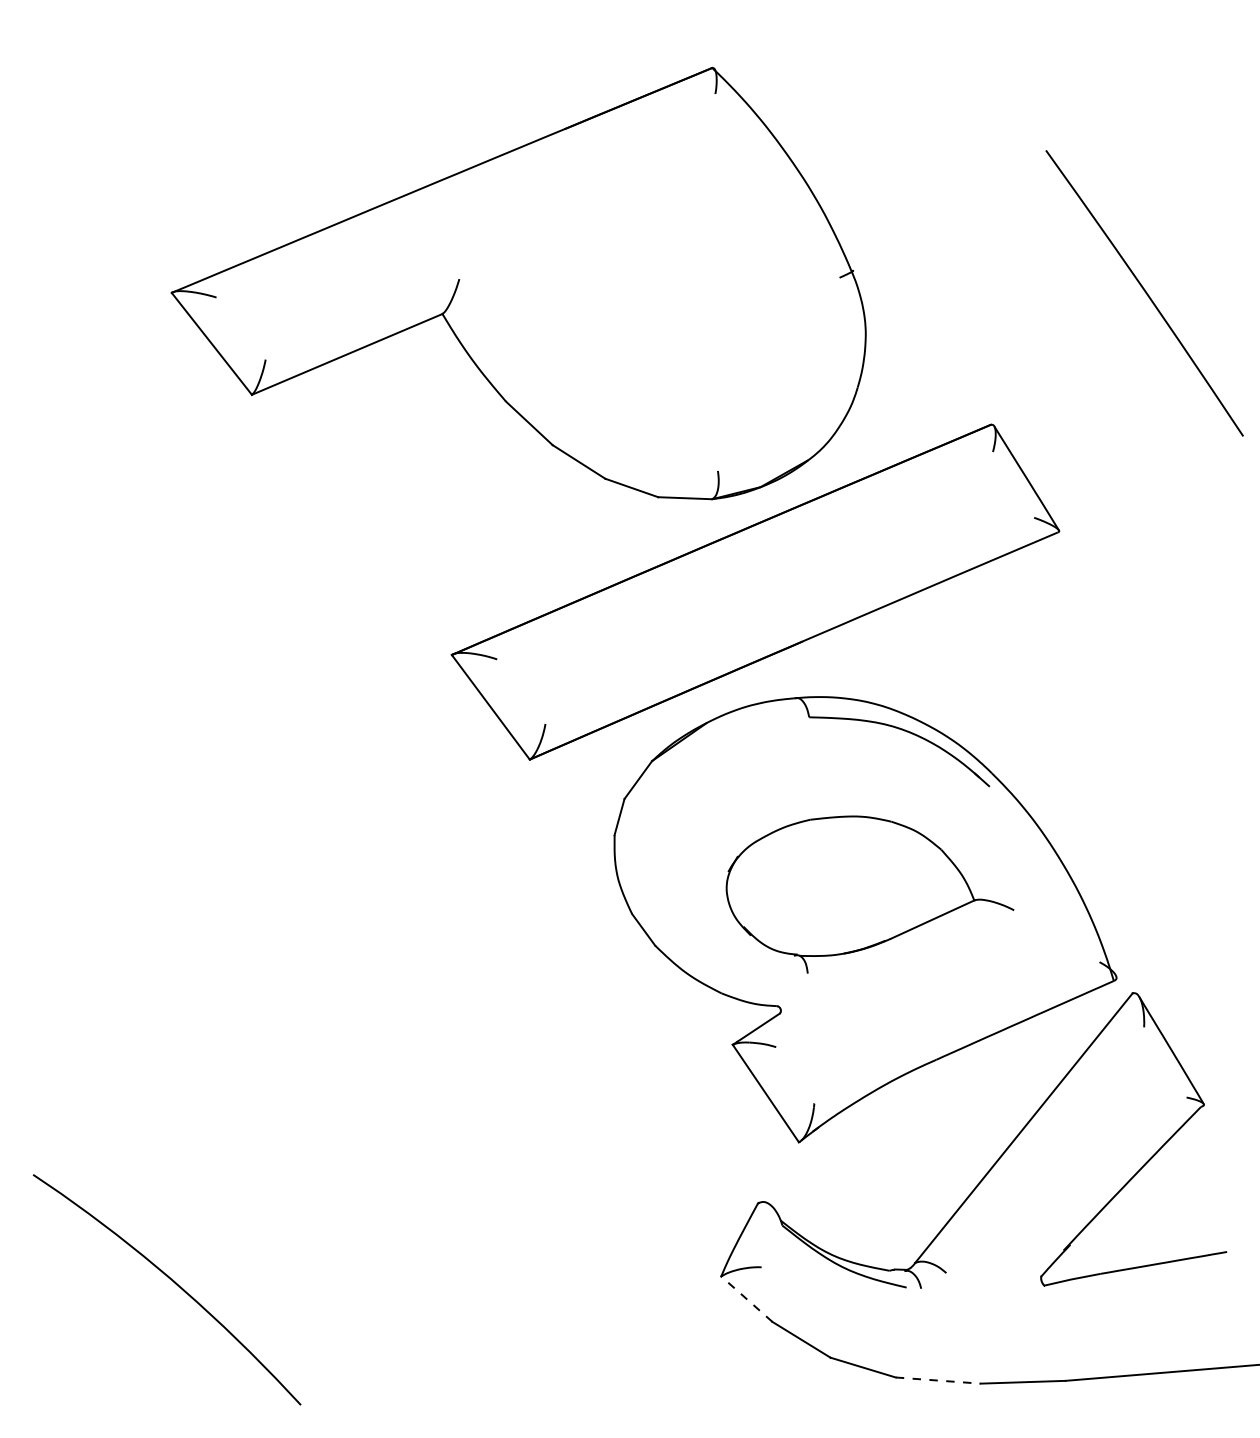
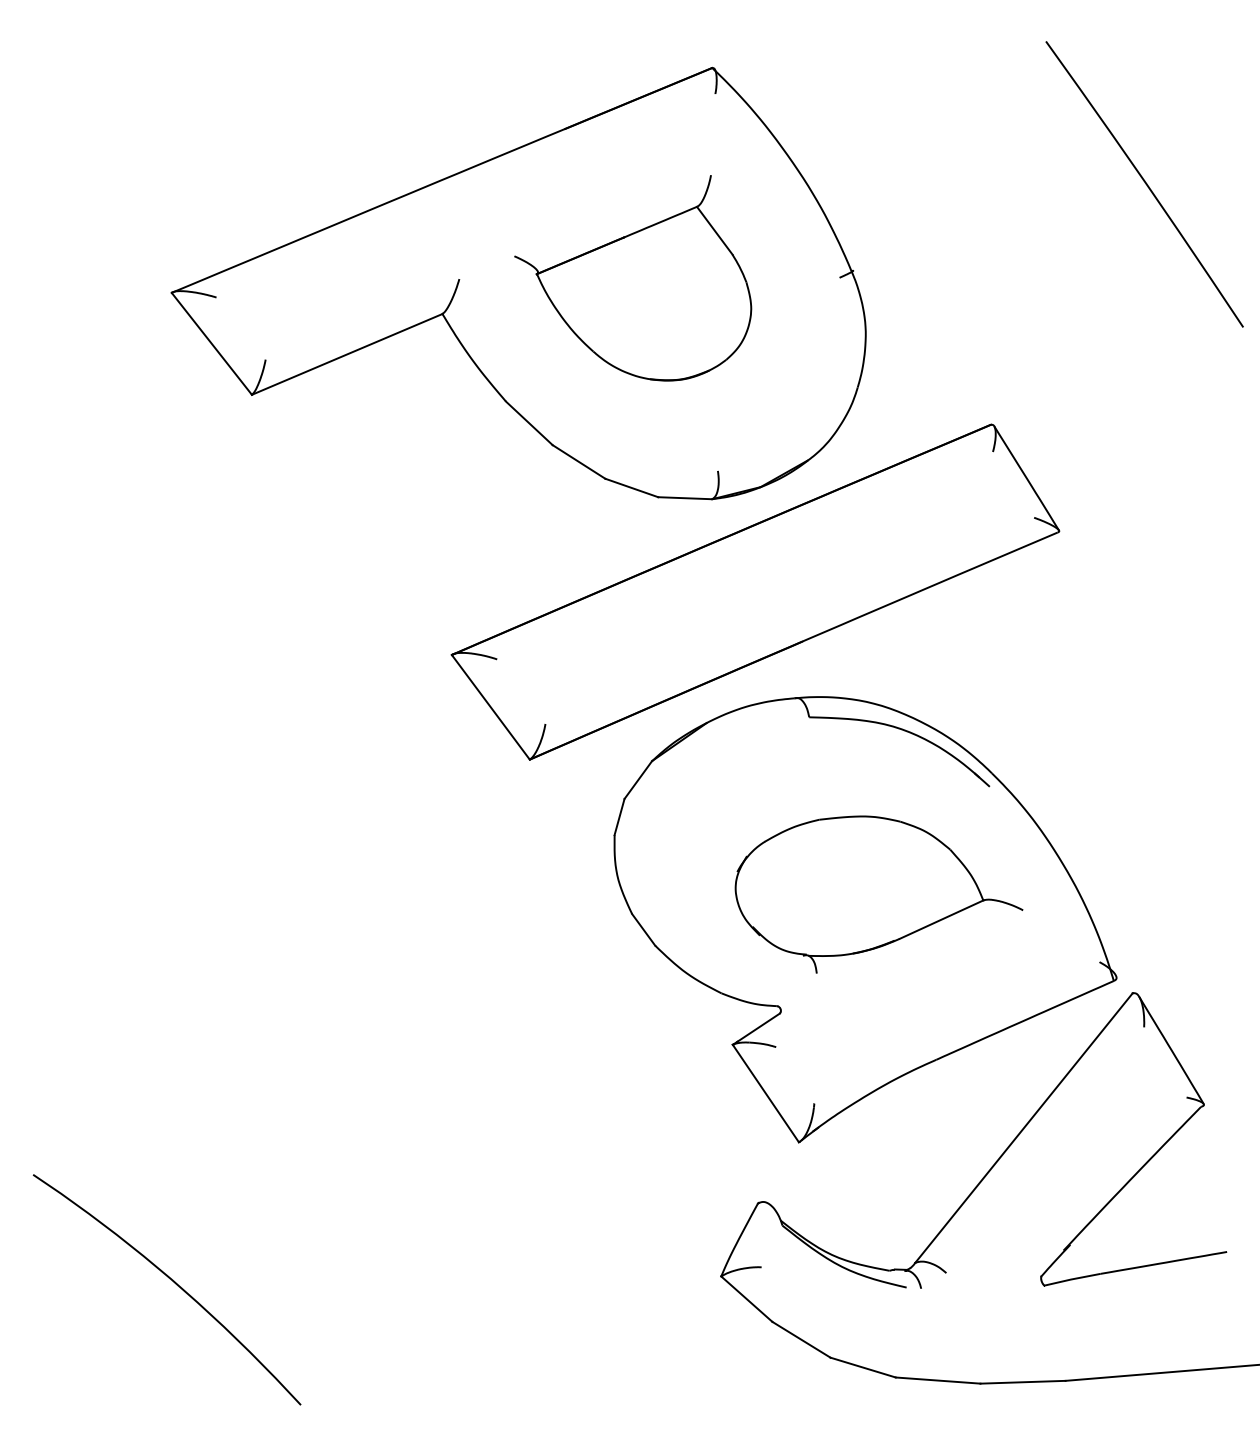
part: none -> present (633, 278)
curve position: (1145, 293) -> (1145, 184) (1145, 184)
part position: (869, 894) -> (878, 894) (878, 894)
line: dashed -> solid (746, 1298)
line: dashed -> solid (938, 1380)
